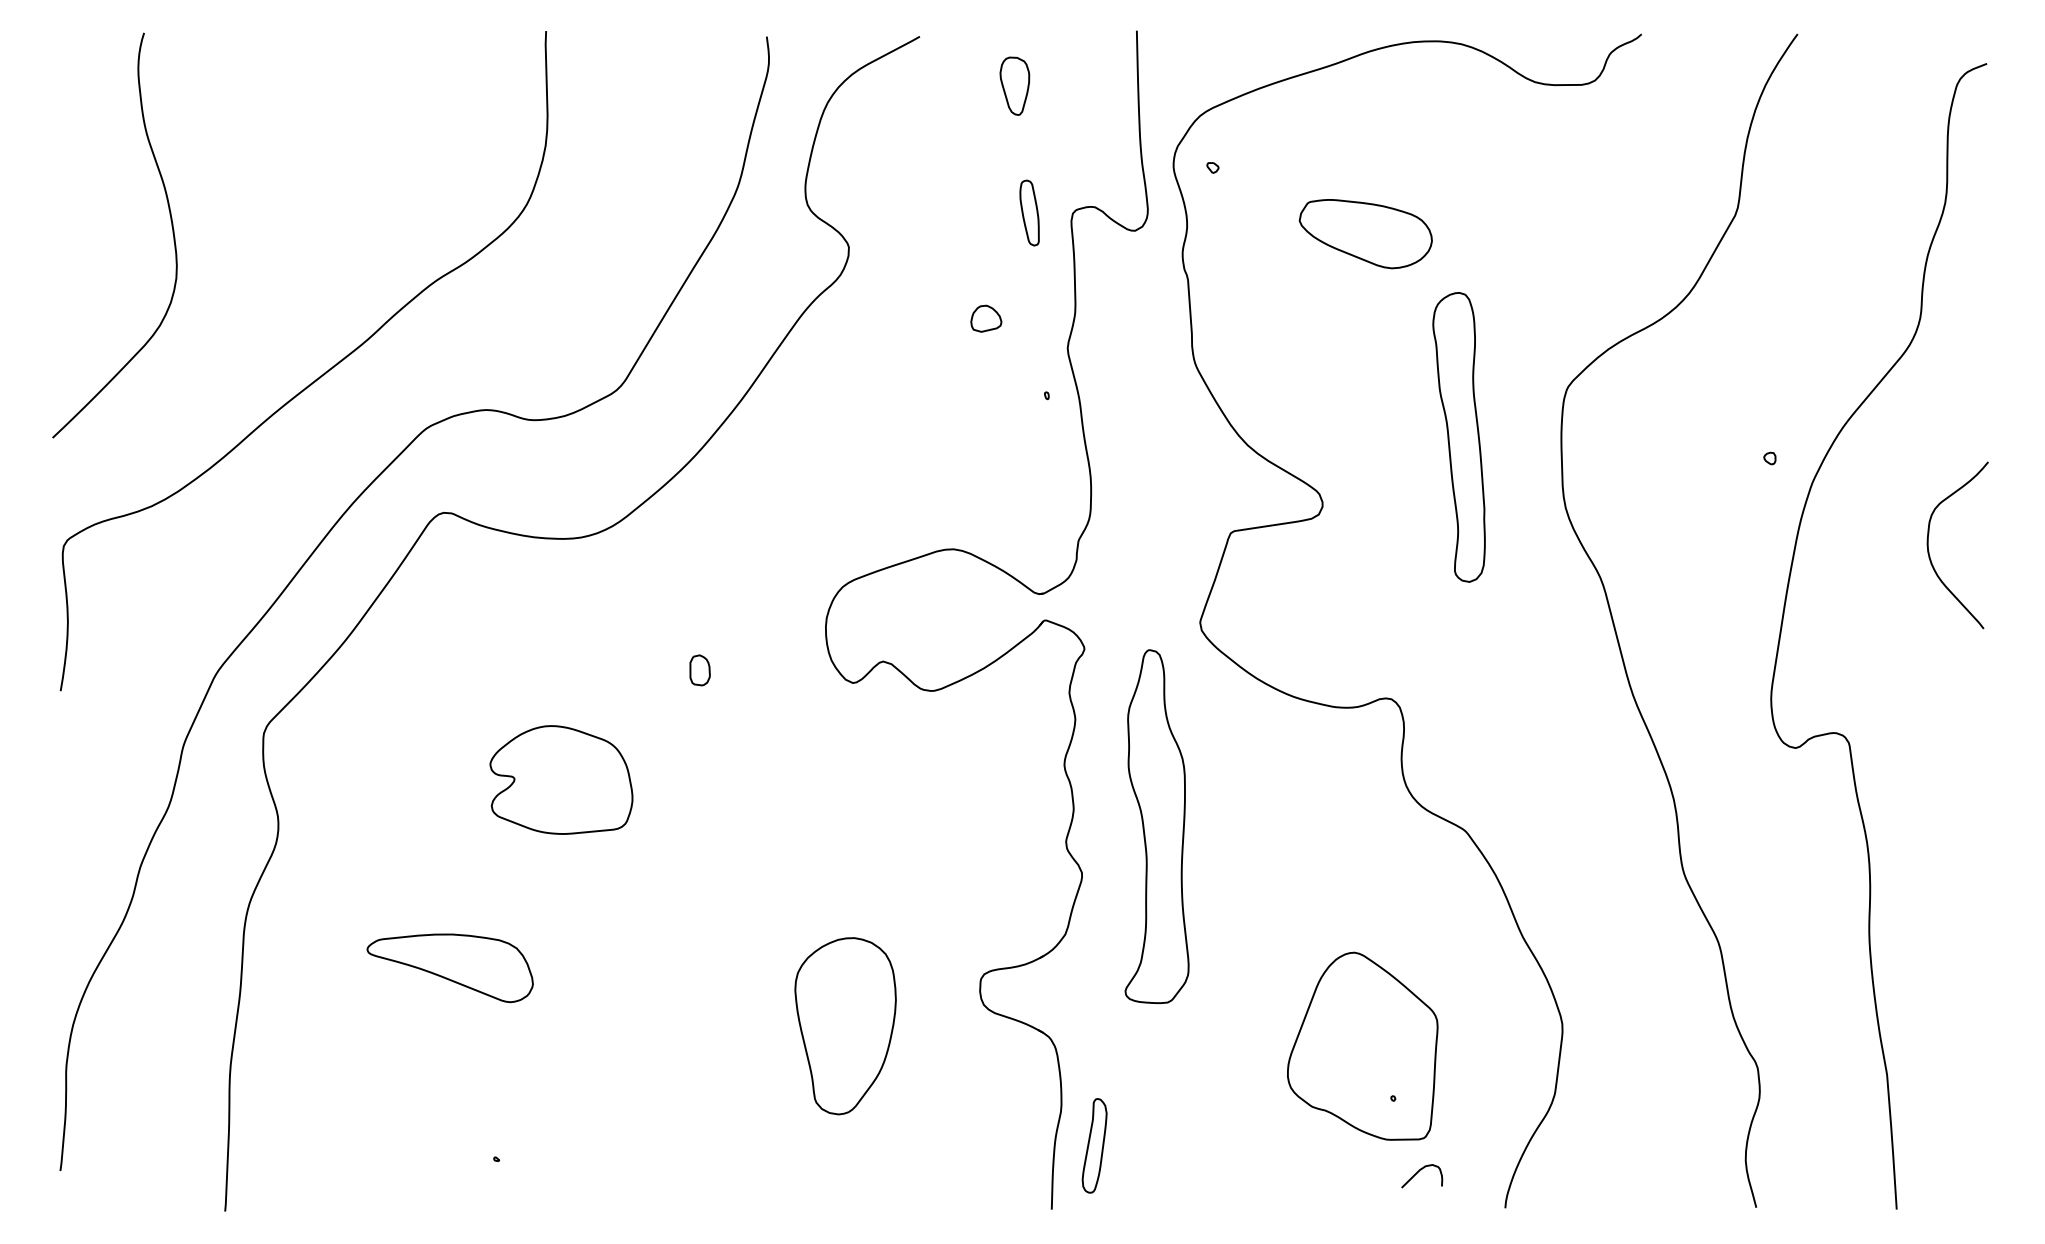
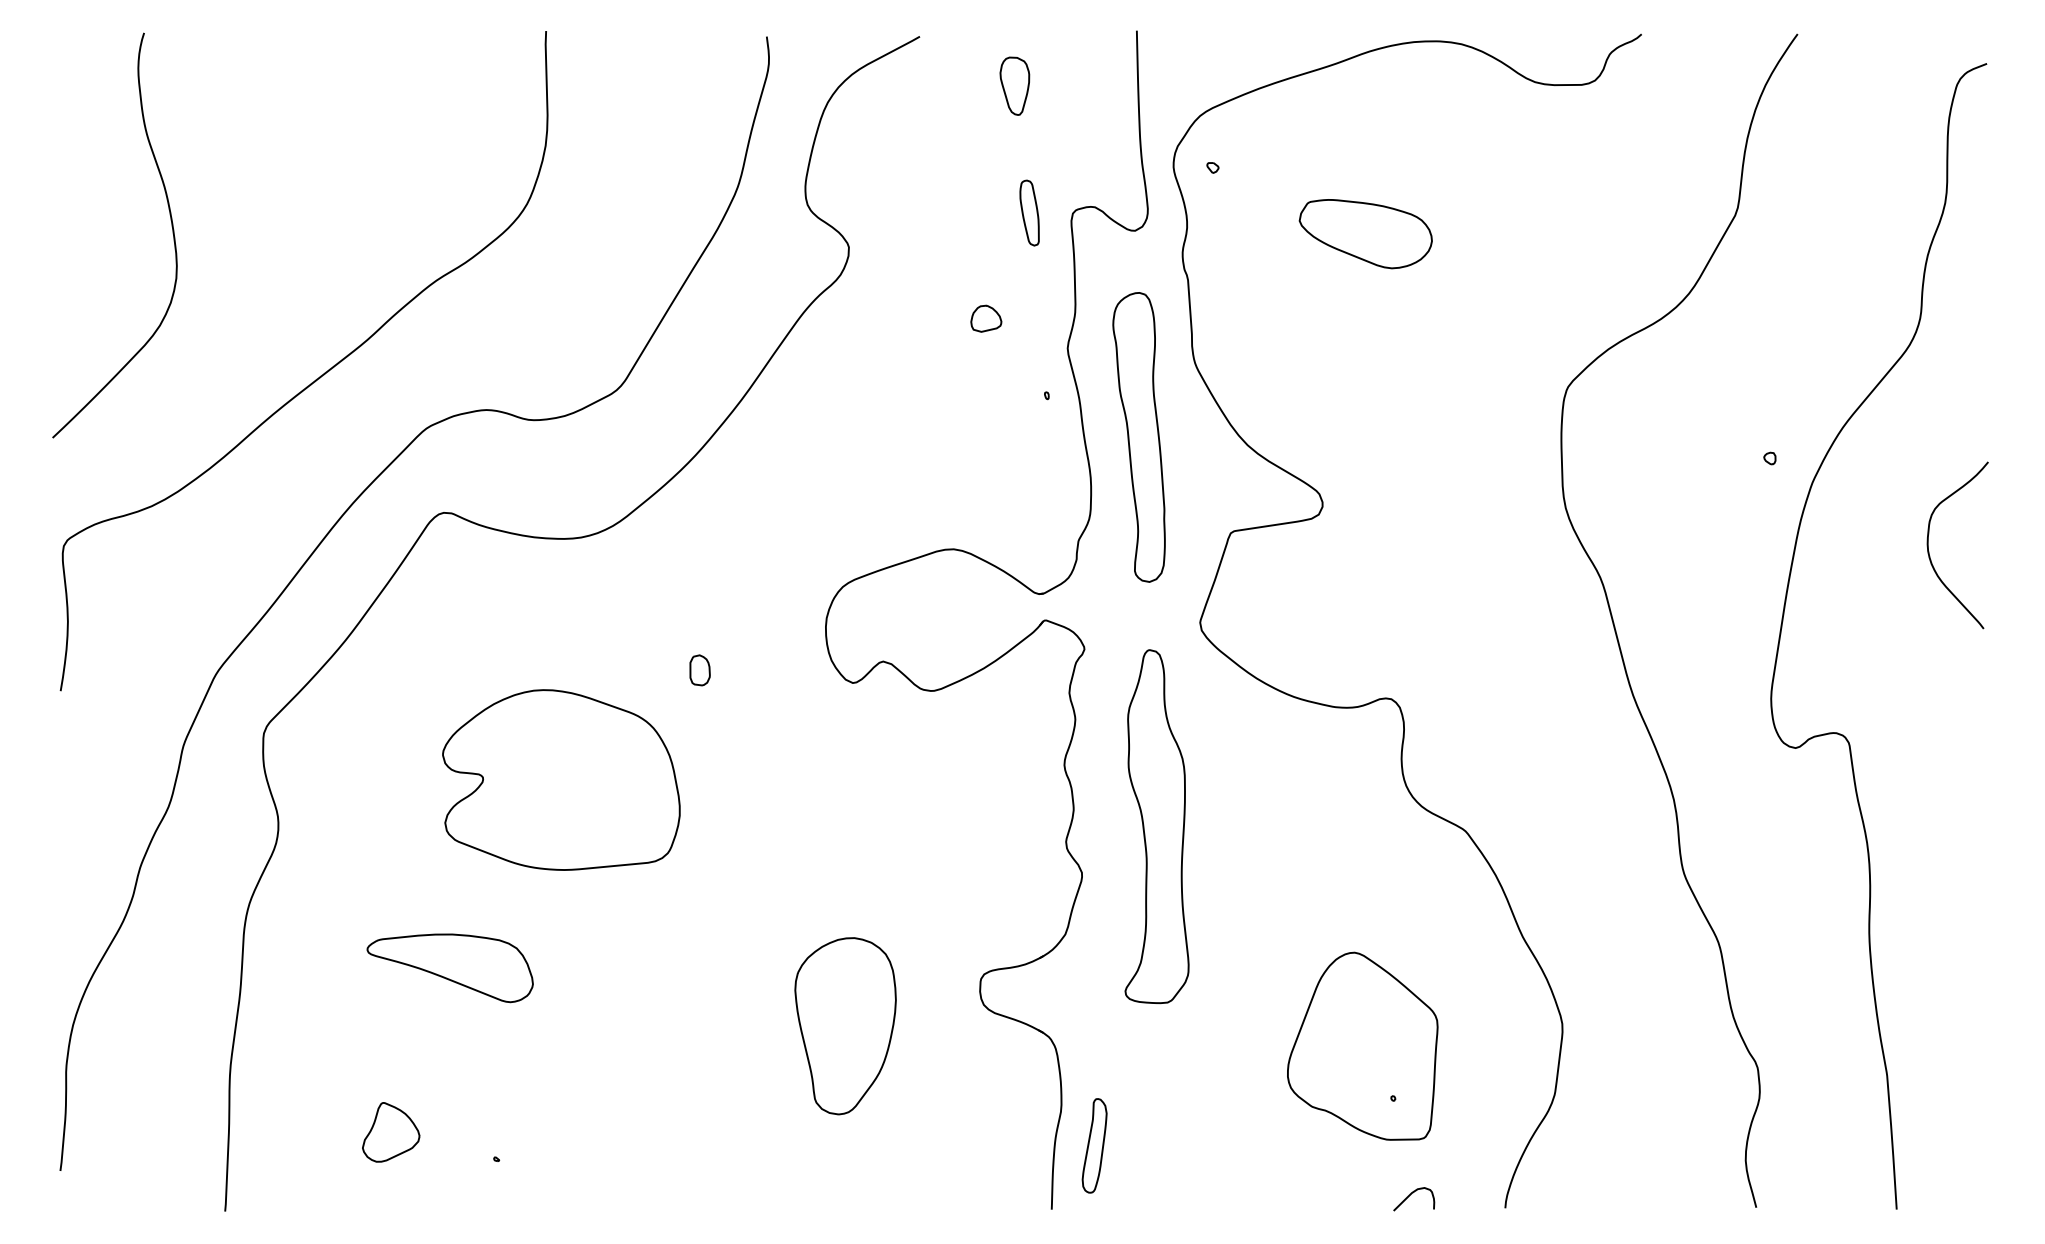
part position: (1458, 437) -> (1138, 437) (1138, 437)
part size: 145x110 px -> 239x182 px (561, 779)
part: none -> present (391, 1132)
curve position: (1418, 1172) -> (1410, 1195) (1410, 1195)
